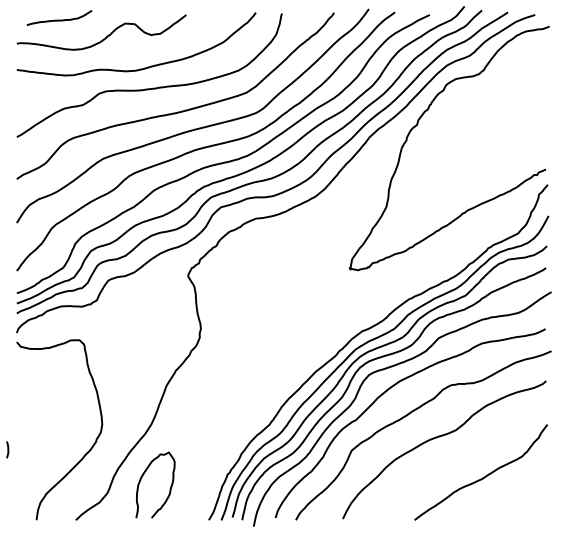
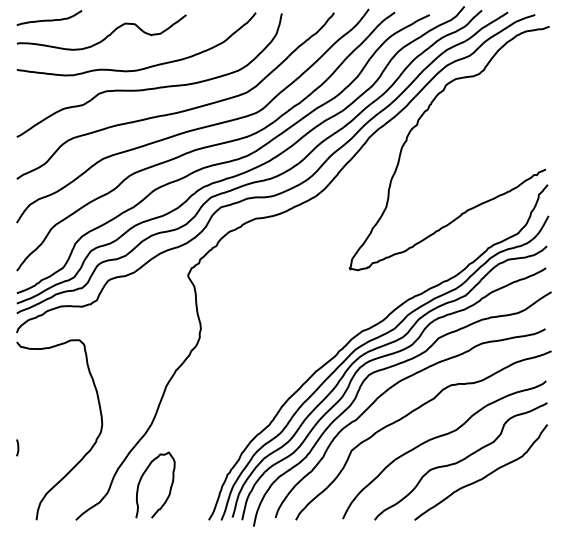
curve position: (59, 19) -> (49, 19) (49, 19)
line position: (7, 449) -> (17, 447) (17, 447)
curve: none -> present (460, 461)
